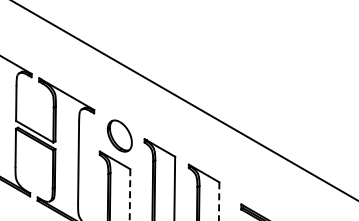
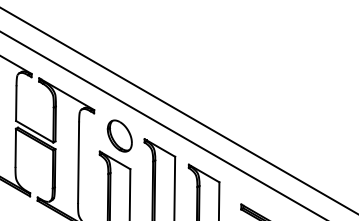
line position: (184, 100) -> (178, 110) (178, 110)
line: none -> present (162, 124)
line: dashed -> solid (130, 195)
line: dashed -> solid (219, 202)
